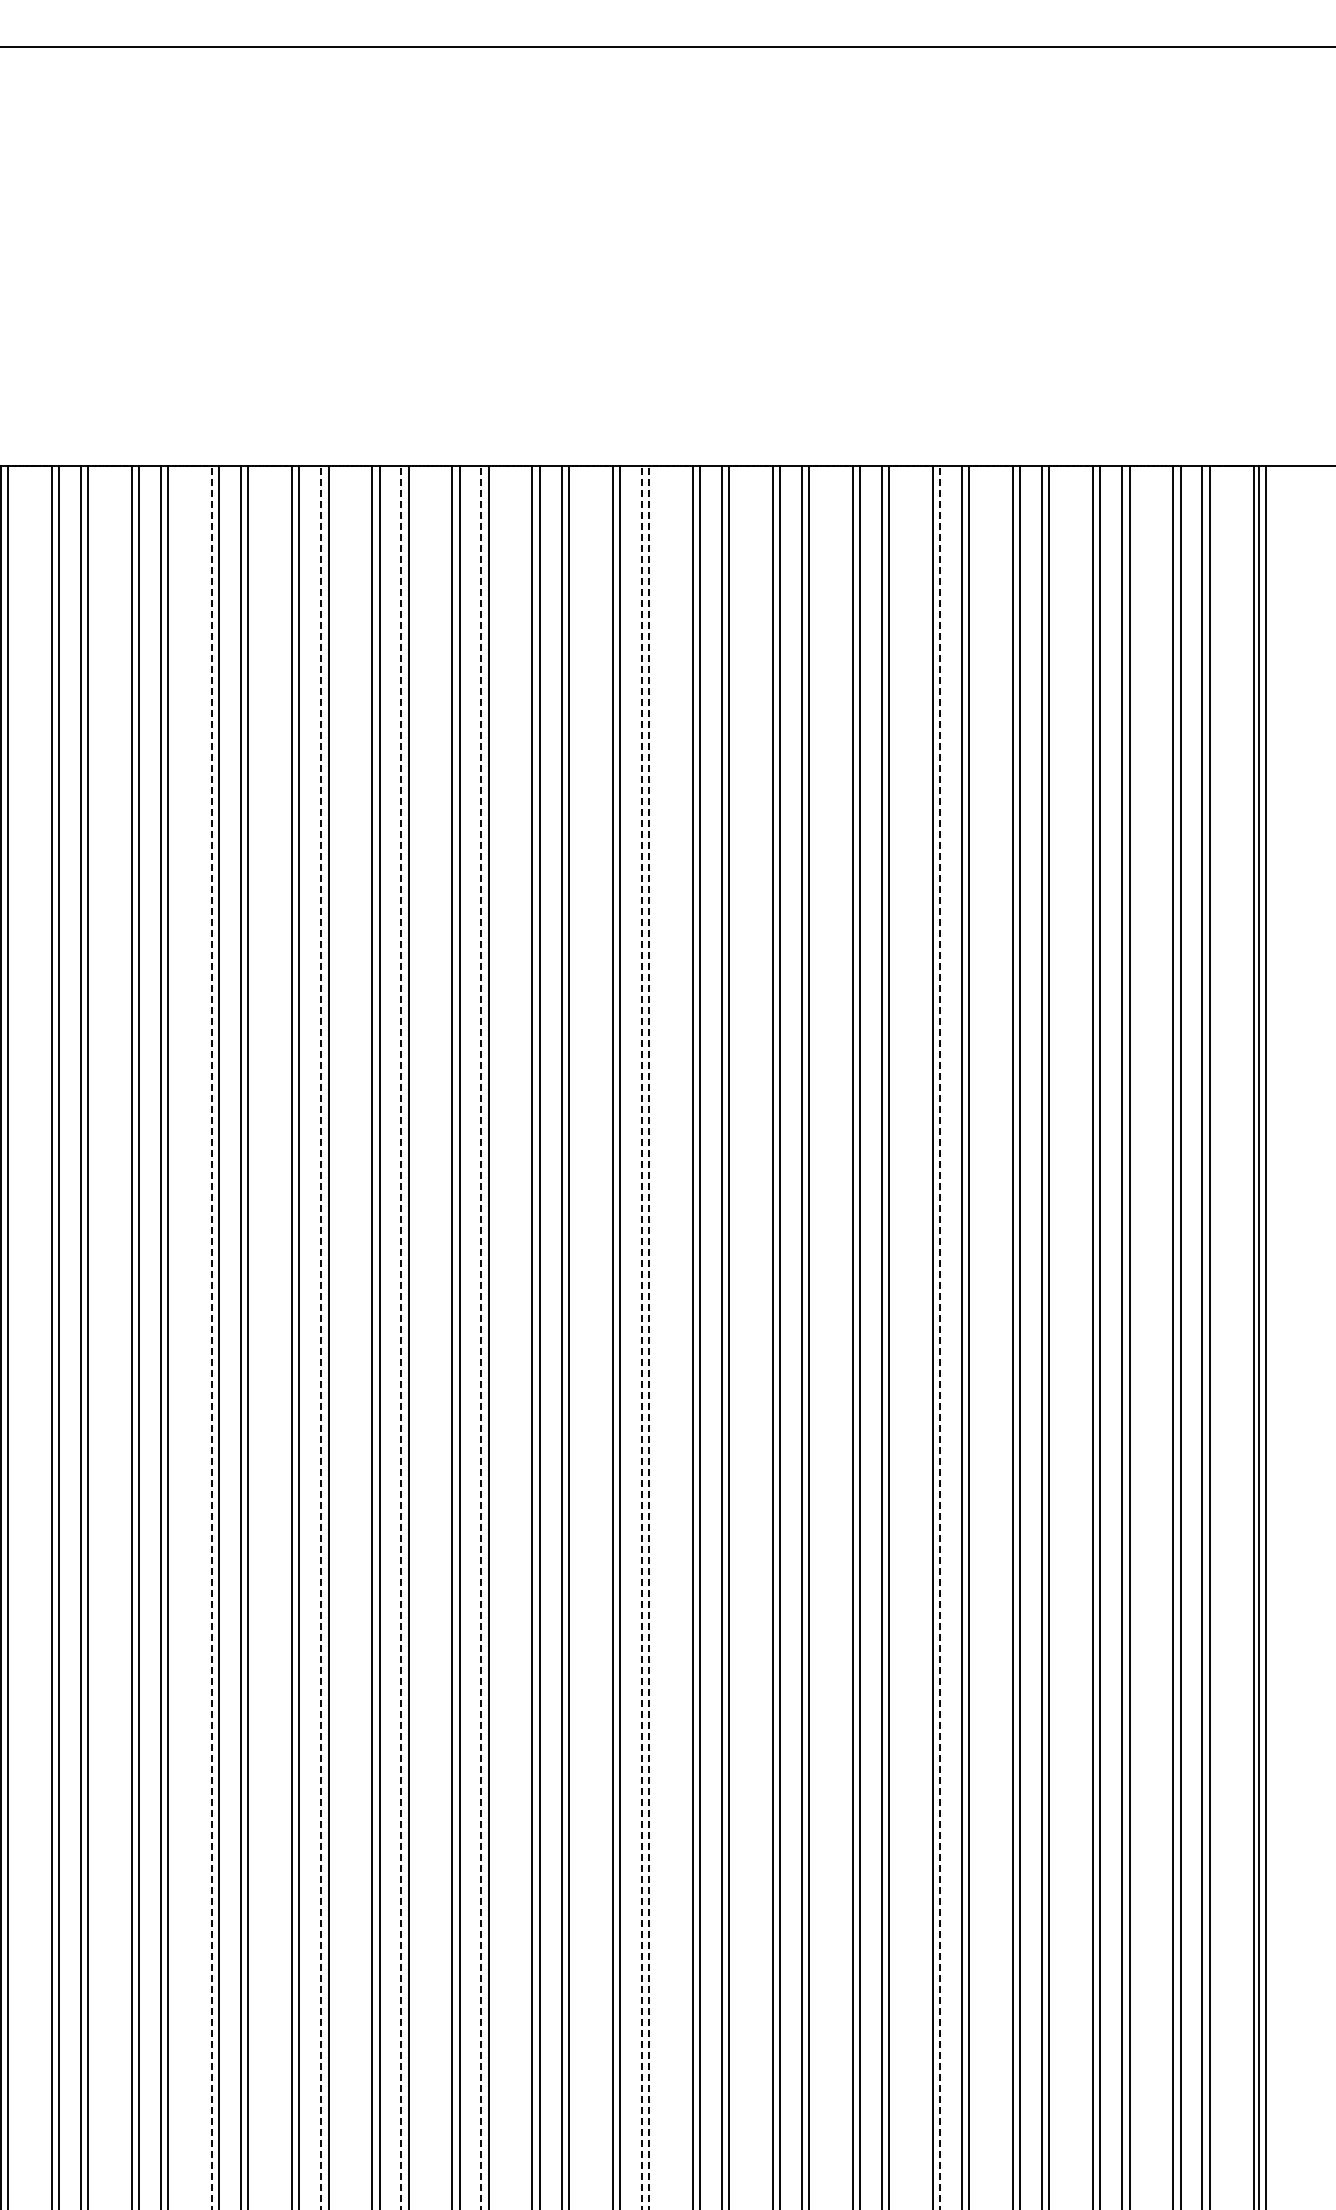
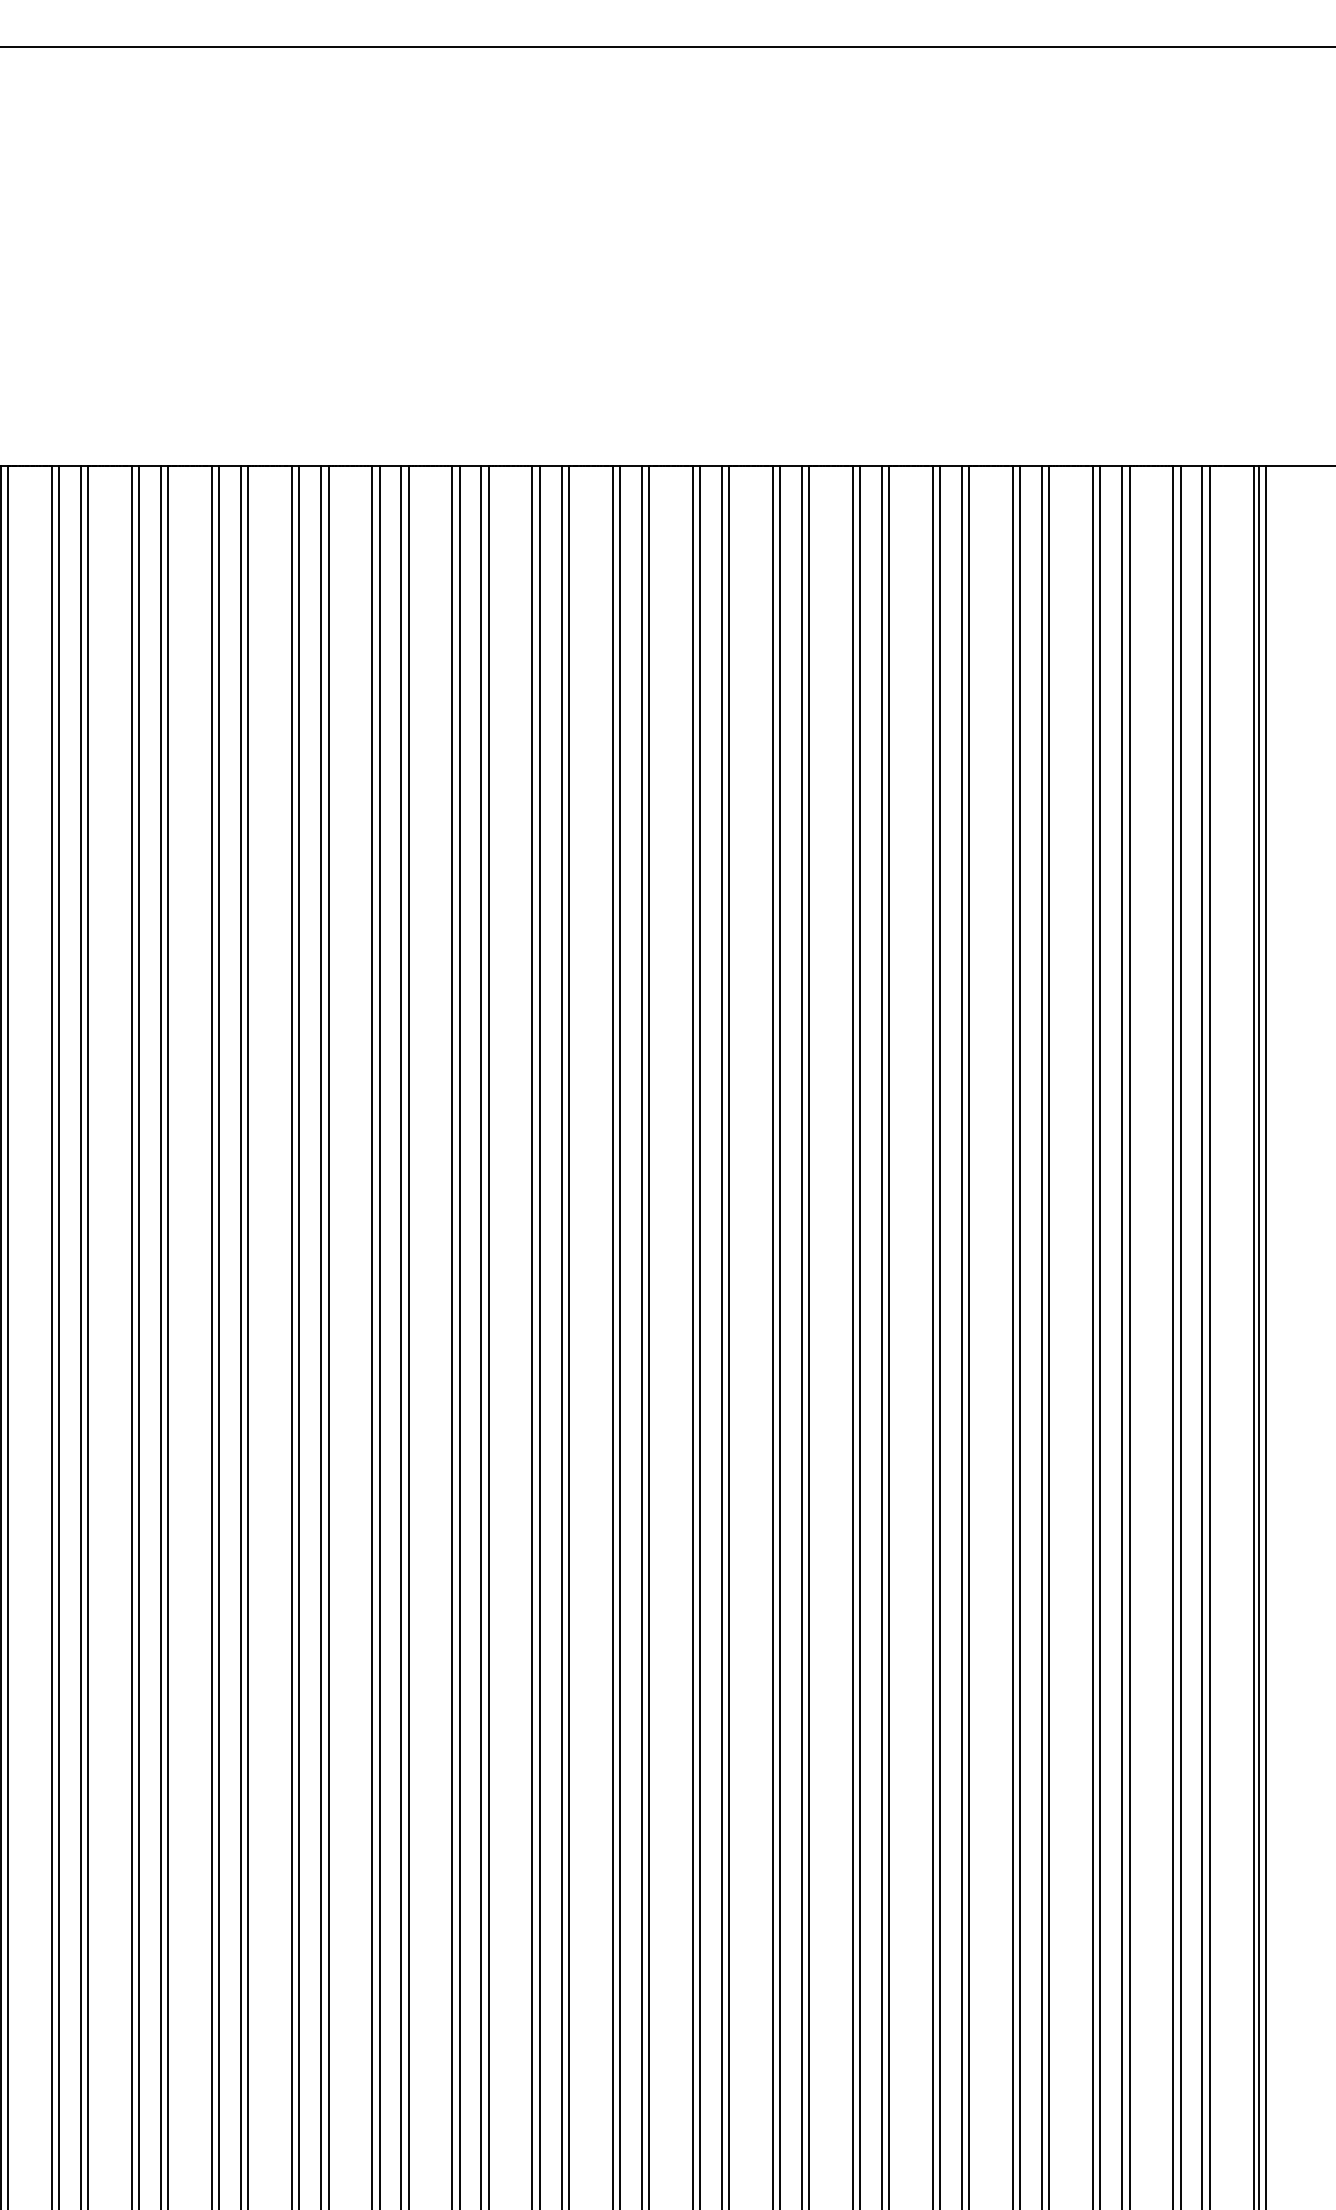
line: dashed -> solid (212, 1337)
line: dashed -> solid (321, 1337)
line: dashed -> solid (401, 1337)
line: dashed -> solid (481, 1337)
line: dashed -> solid (641, 1337)
line: dashed -> solid (648, 1337)
line: dashed -> solid (940, 1337)
